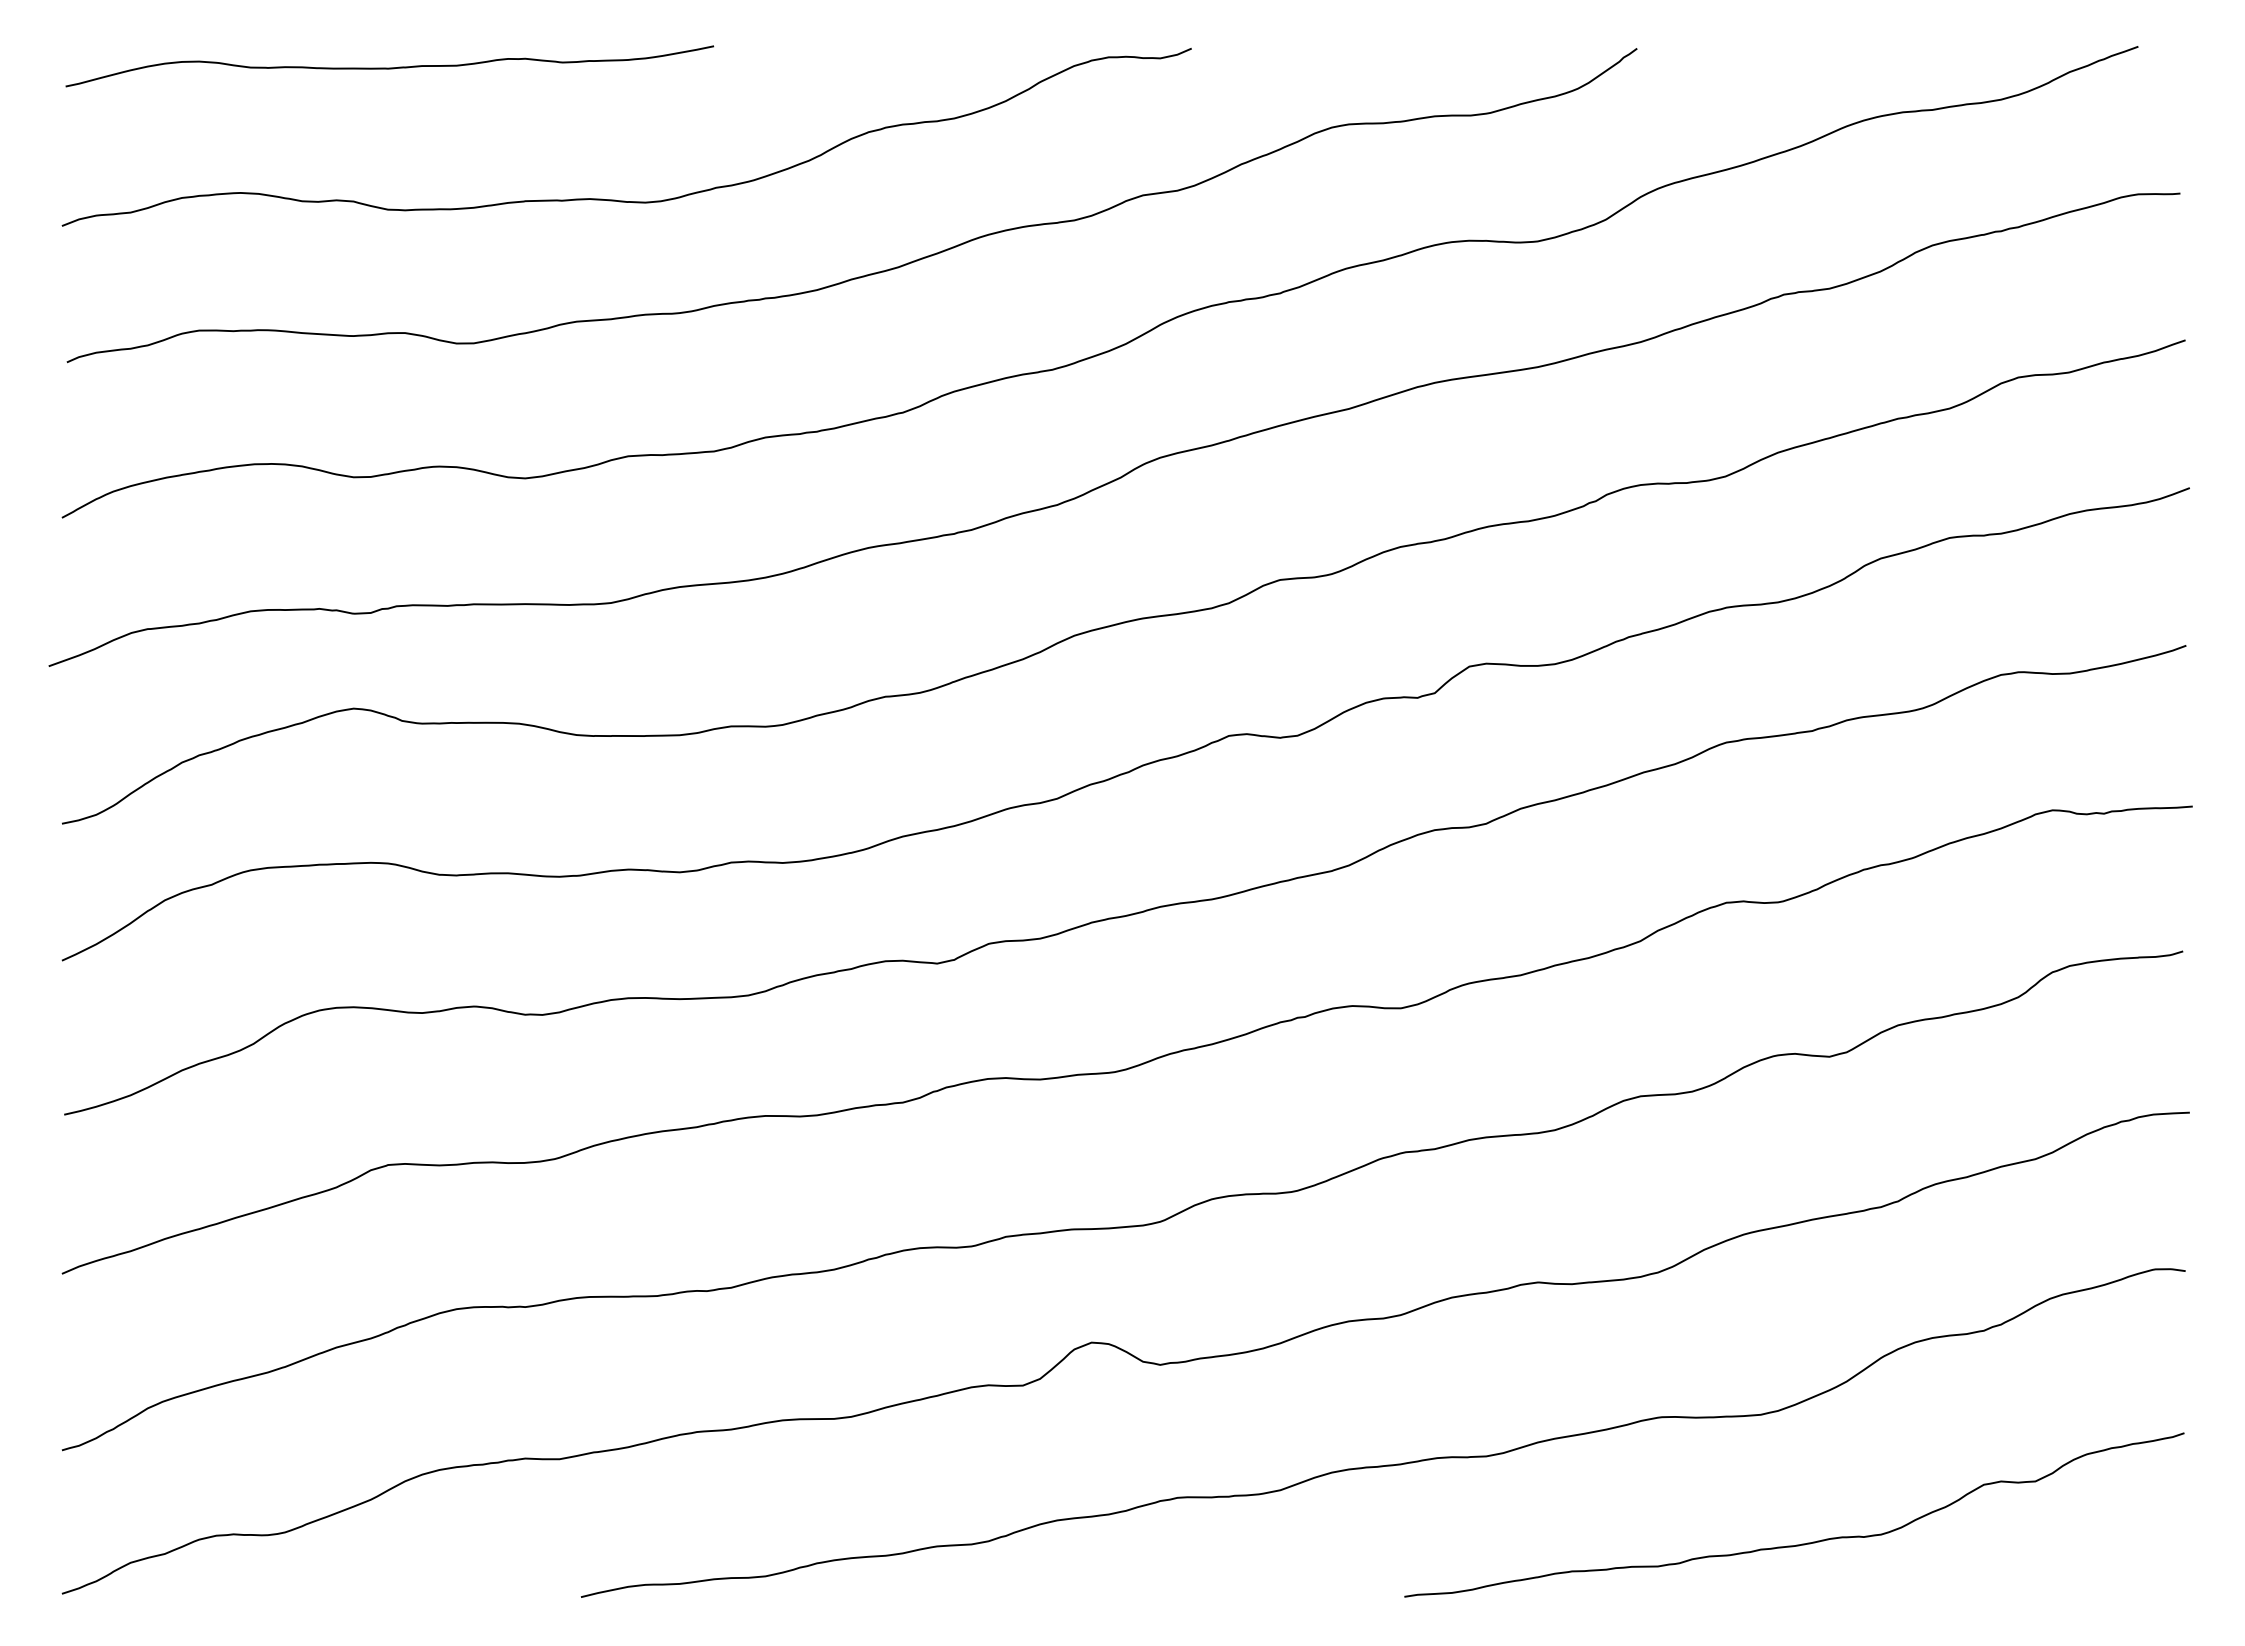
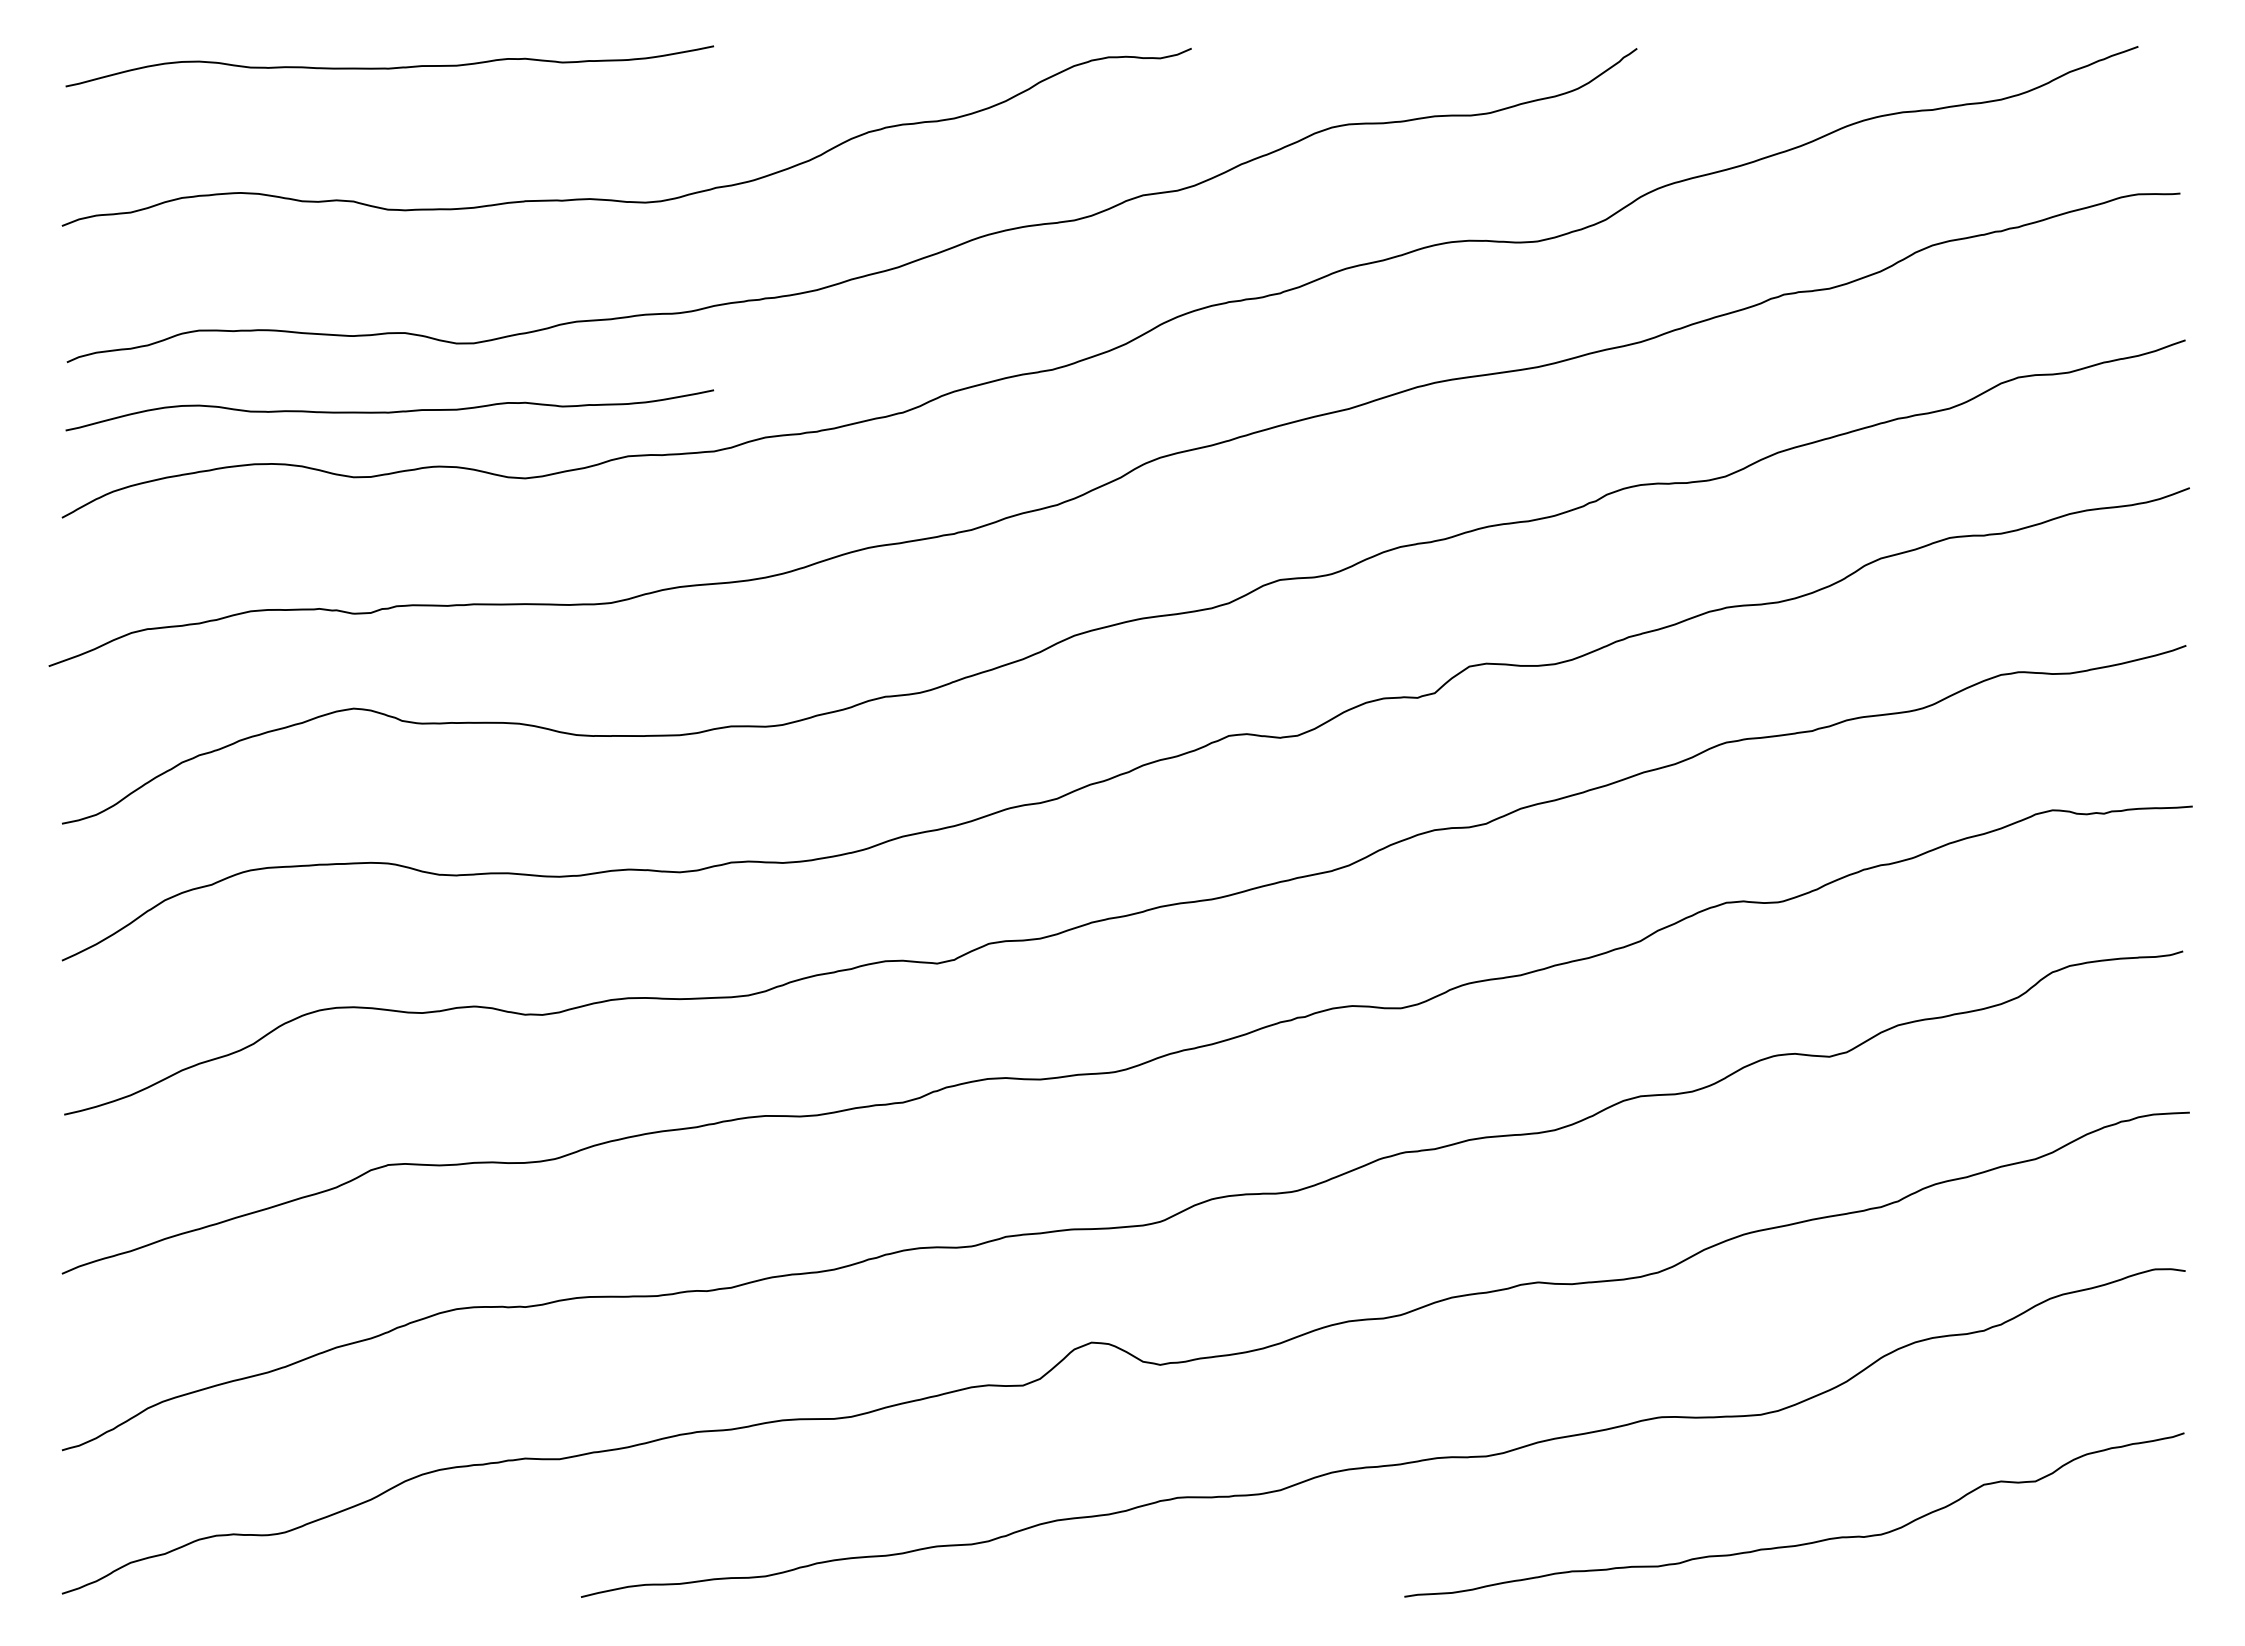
curve: none -> present (389, 411)
